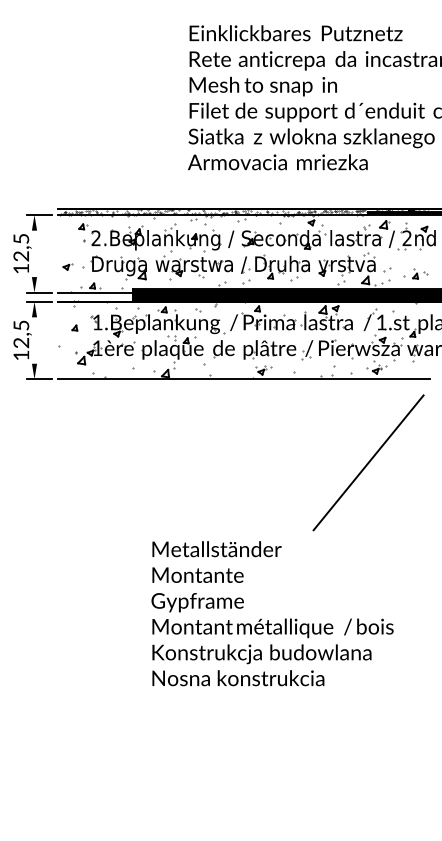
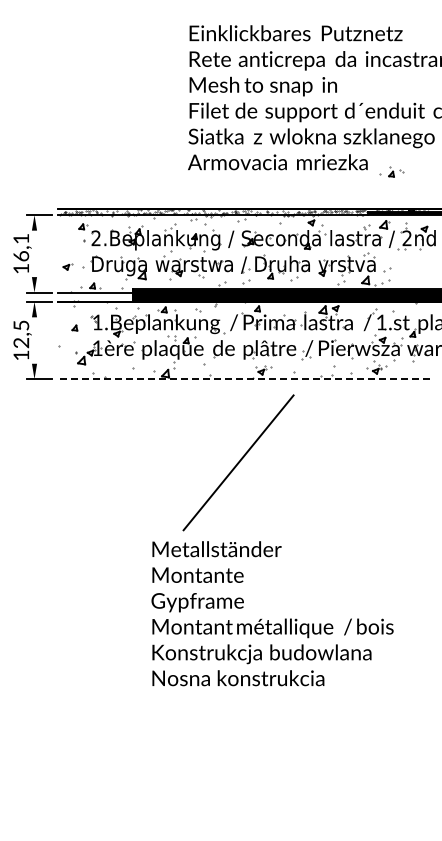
text: 12,5 -> 16,1 (21, 247)
part position: (415, 273) -> (391, 171) (391, 171)
line: solid -> dashed (244, 379)
line position: (368, 462) -> (238, 462) (238, 462)
